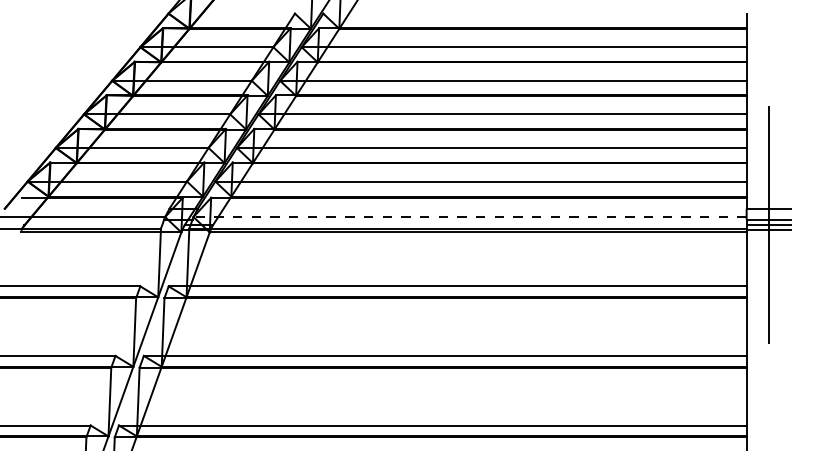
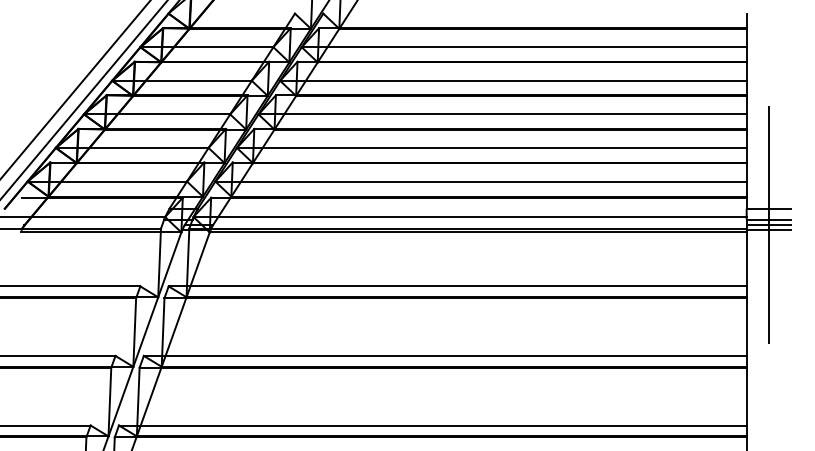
line: none -> present (75, 89)
line: none -> present (83, 99)
line: dashed -> solid (470, 217)
